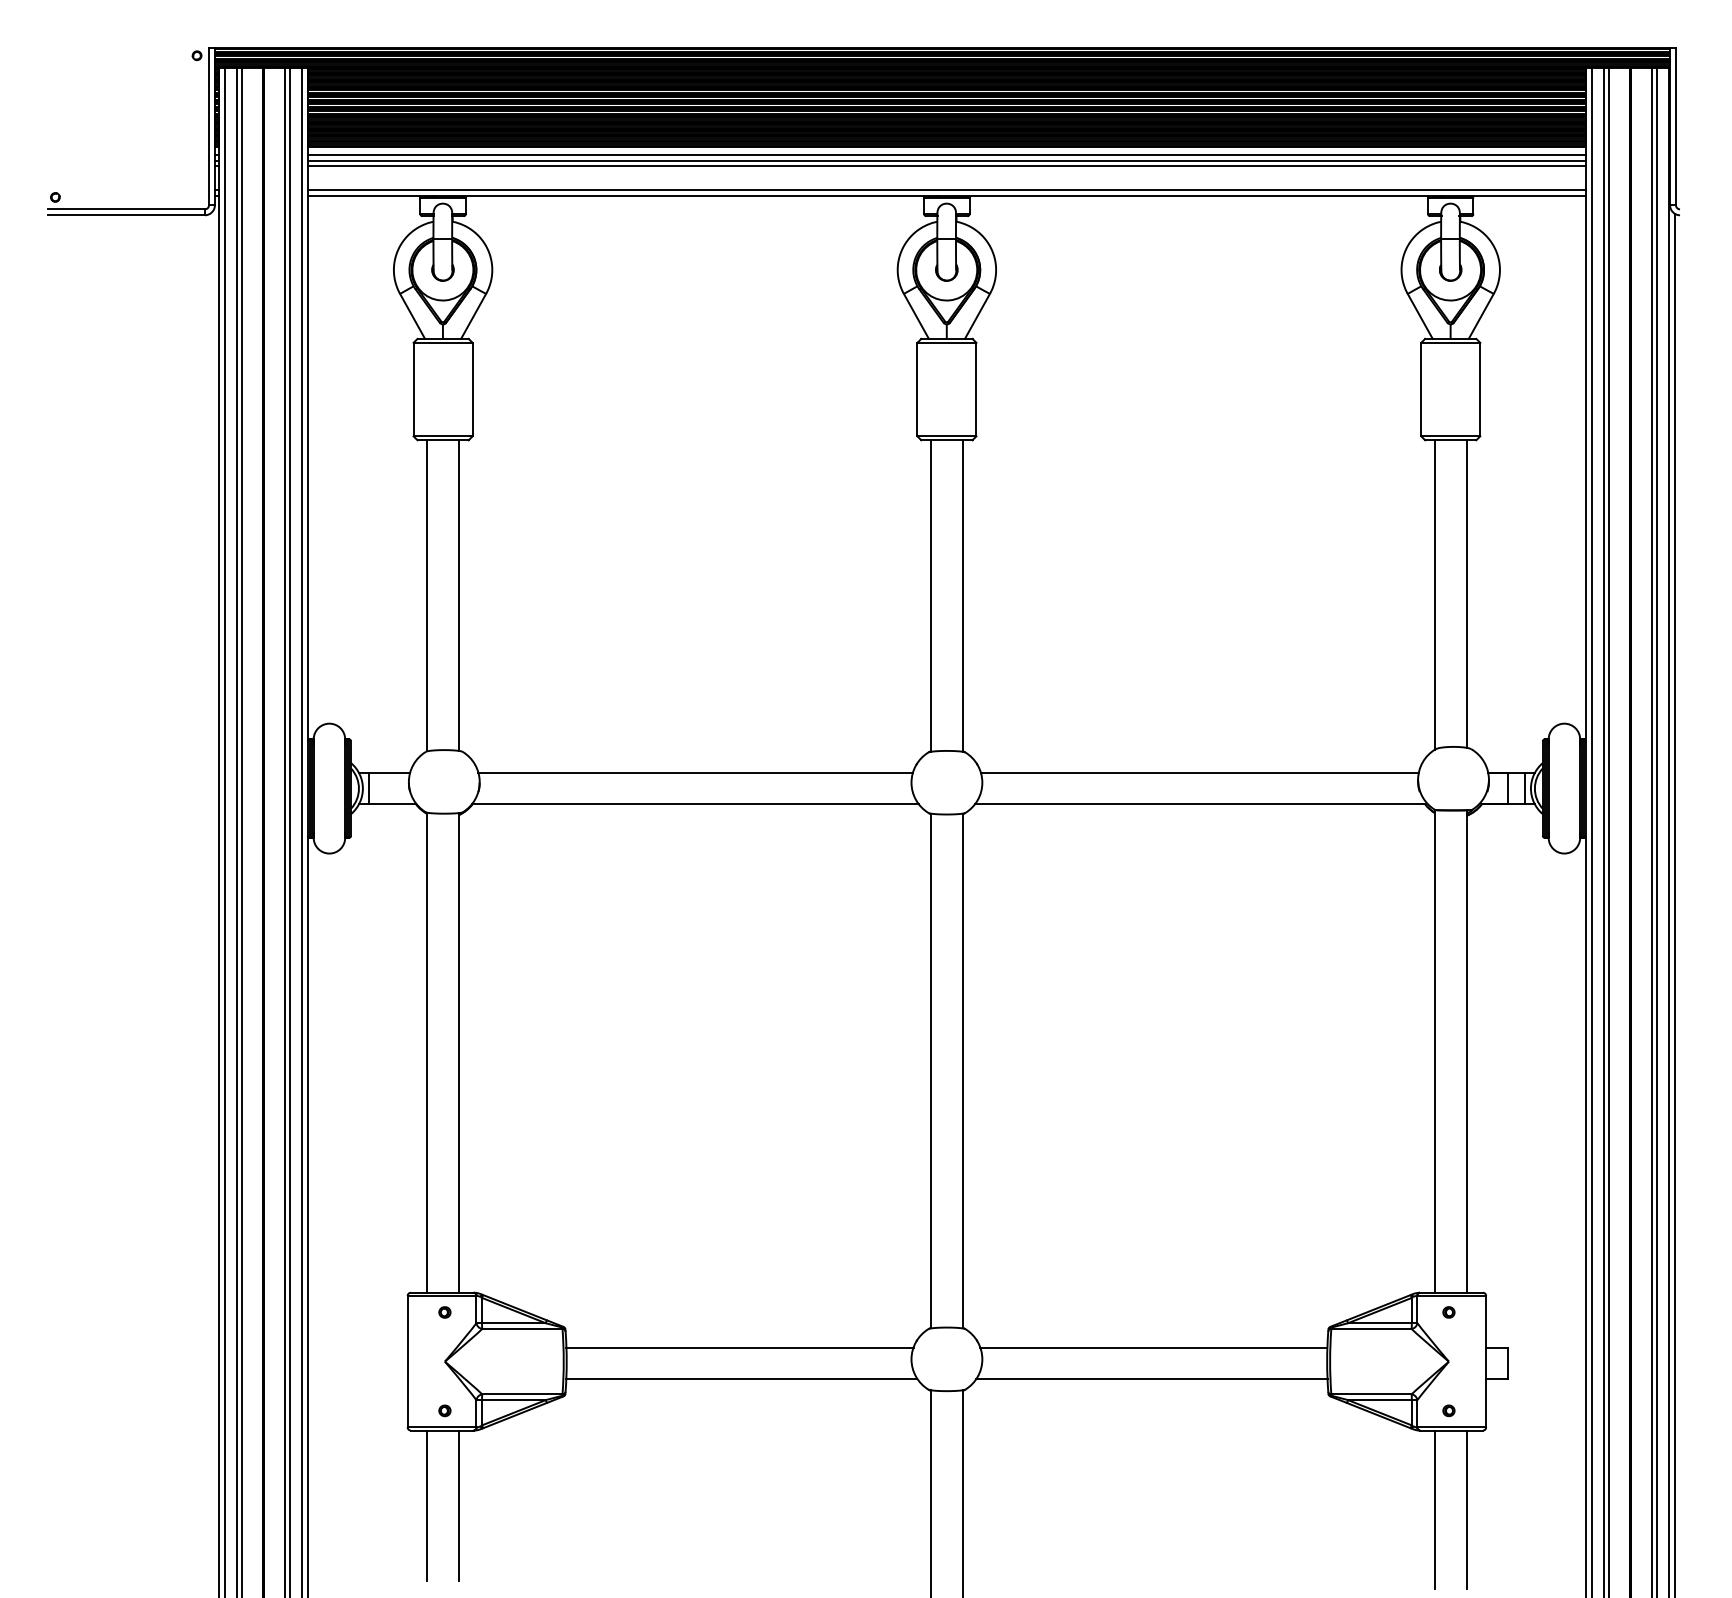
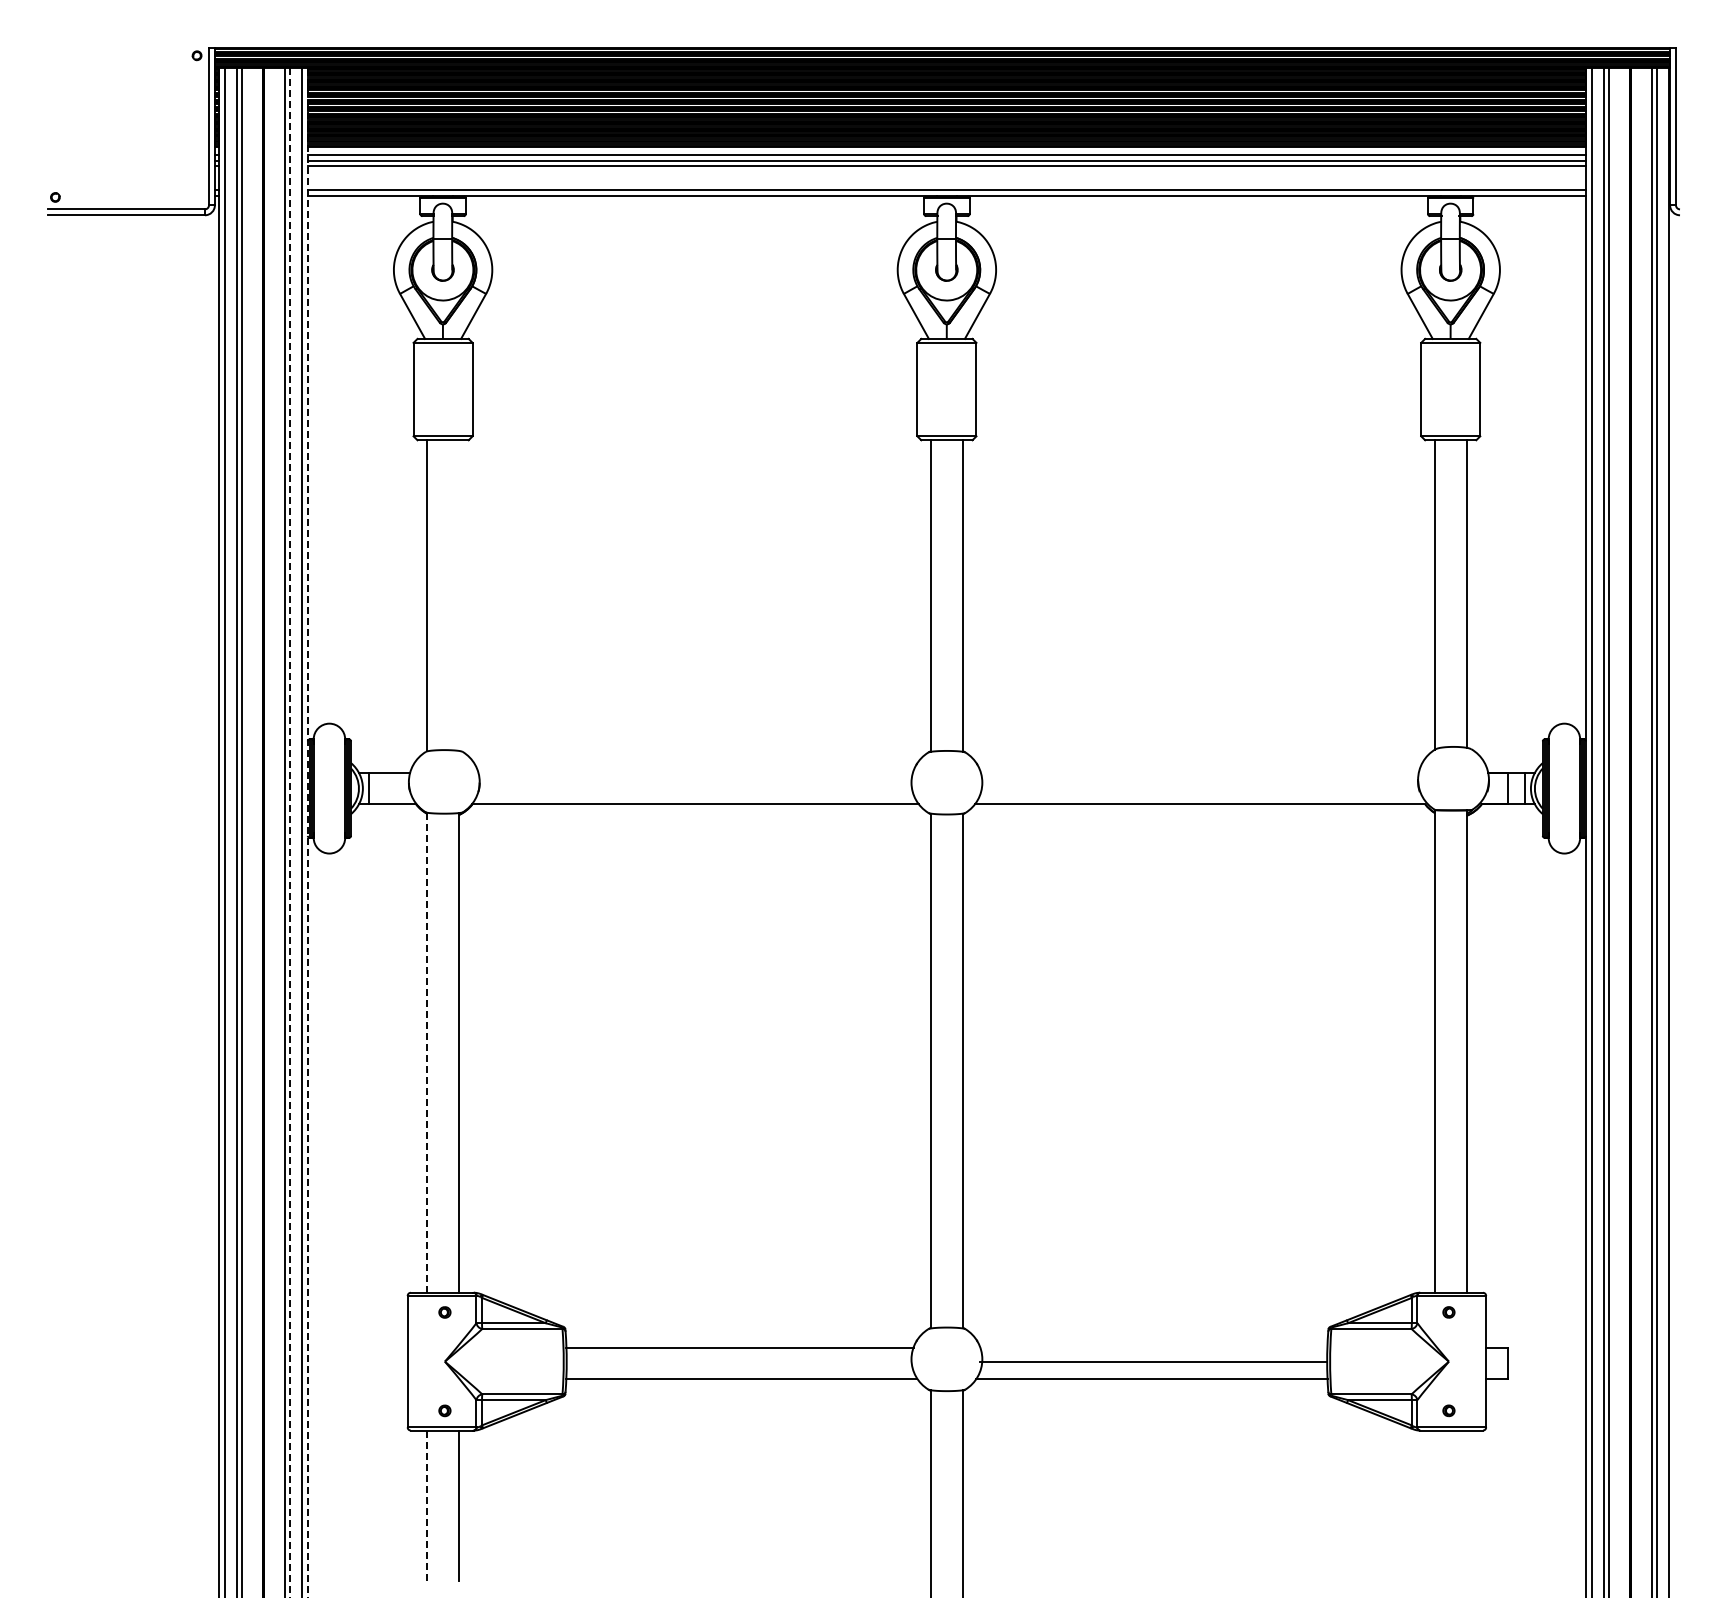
line: present -> none (458, 595)
line: present -> none (695, 772)
line: present -> none (1199, 772)
line: solid -> dashed (290, 832)
line: solid -> dashed (307, 832)
line: present -> none (1674, 903)
line: solid -> dashed (427, 1053)
line position: (1153, 1347) -> (1153, 1361) (1153, 1361)
line: solid -> dashed (427, 1506)
line: present -> none (1435, 1509)
line: present -> none (1466, 1509)
